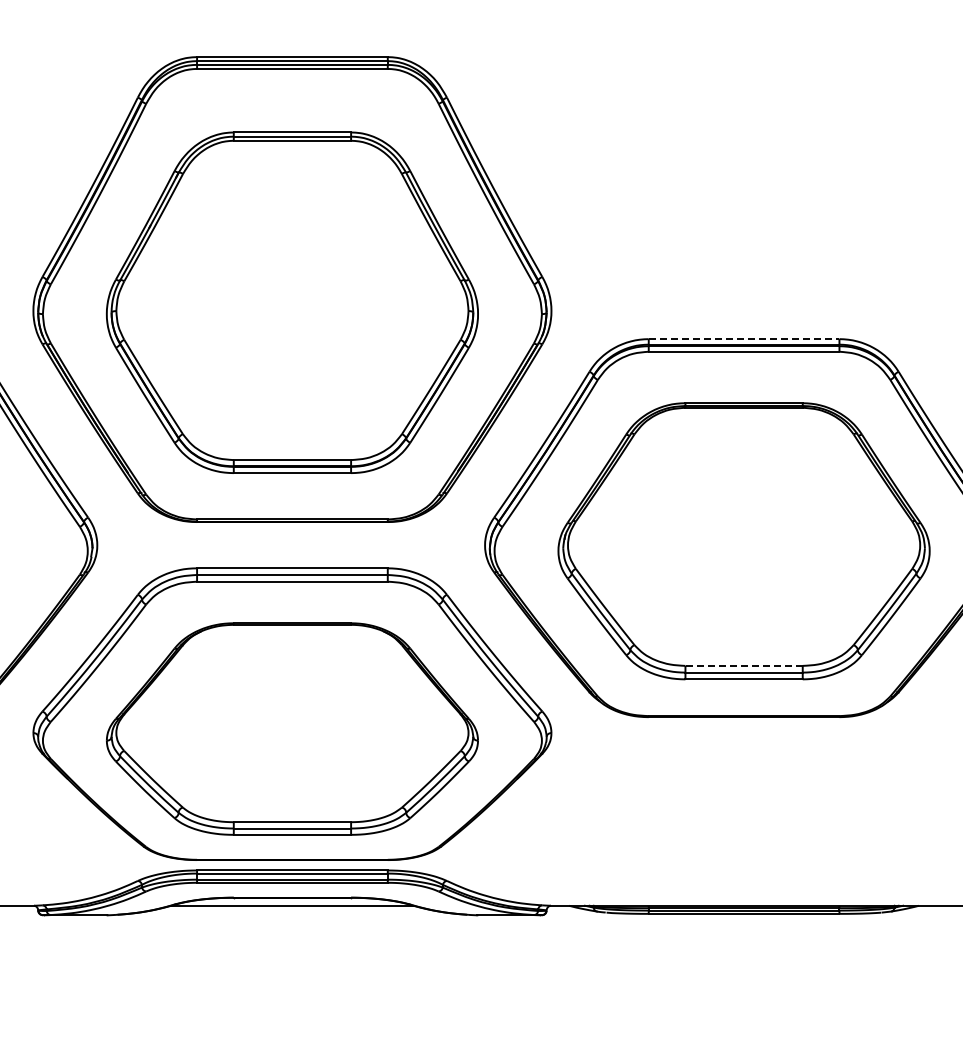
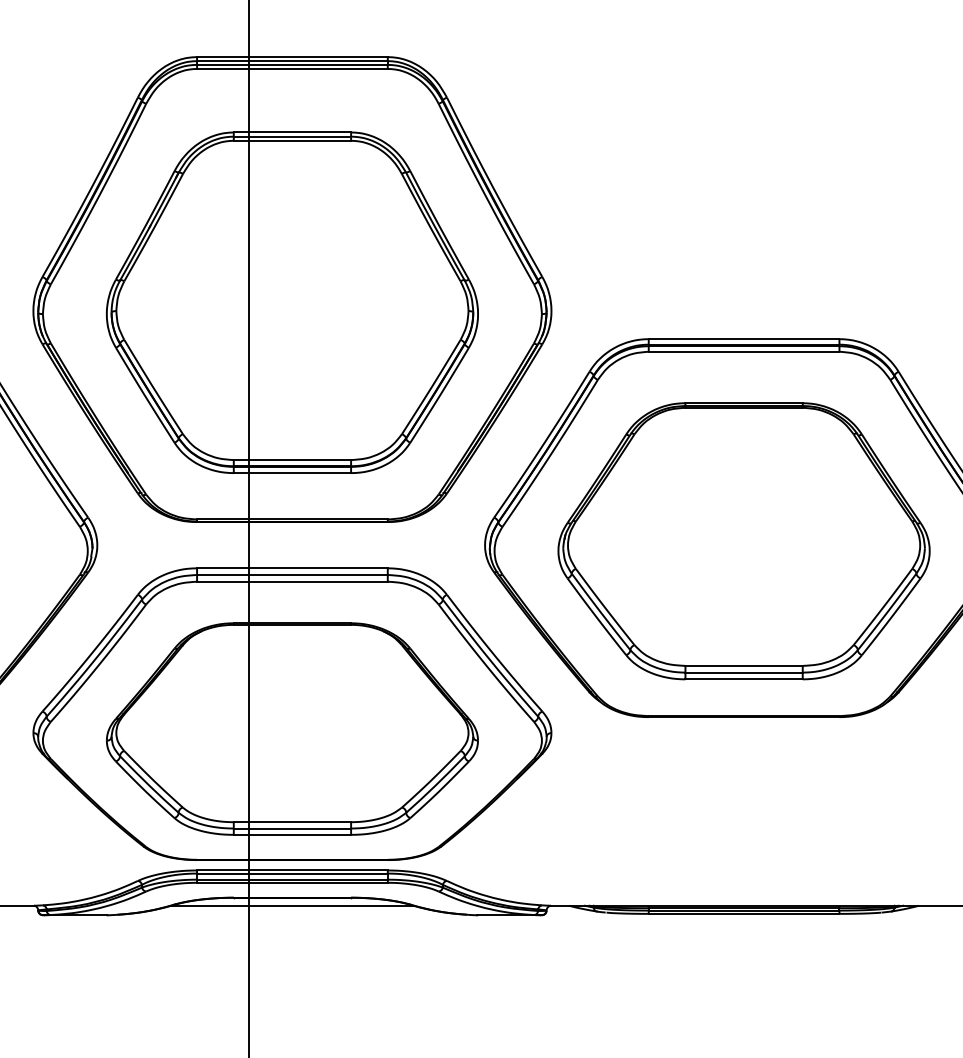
line: dashed -> solid (744, 339)
line: none -> present (249, 528)
line: dashed -> solid (744, 665)
